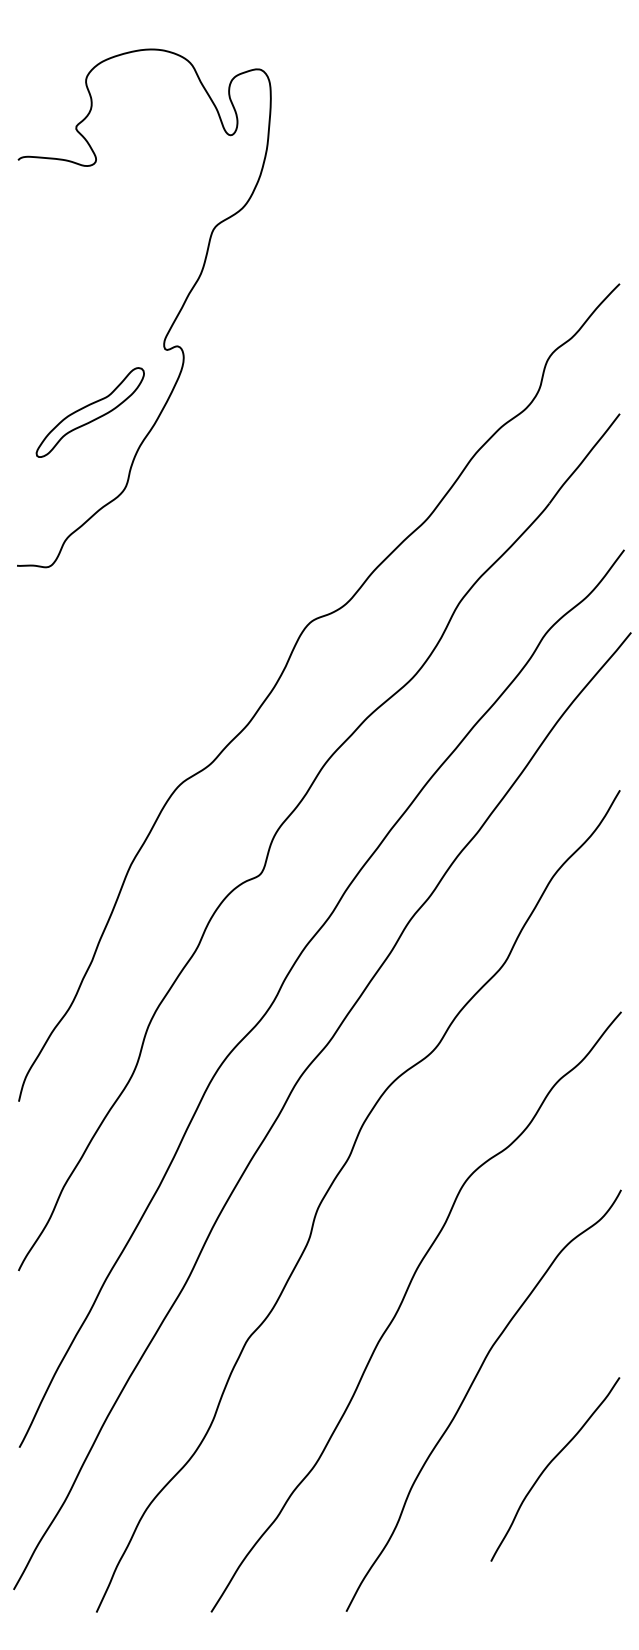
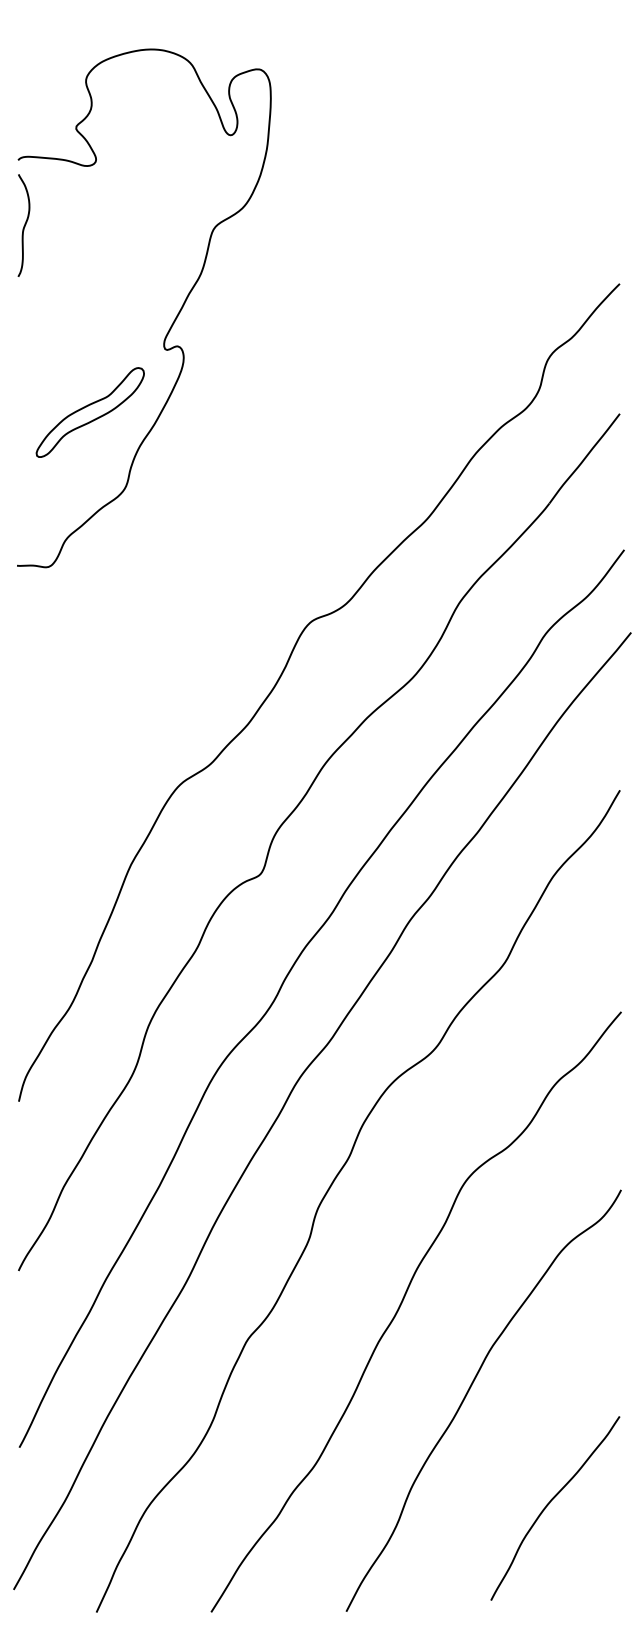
curve: none -> present (24, 225)
curve position: (549, 1465) -> (549, 1504) (549, 1504)
